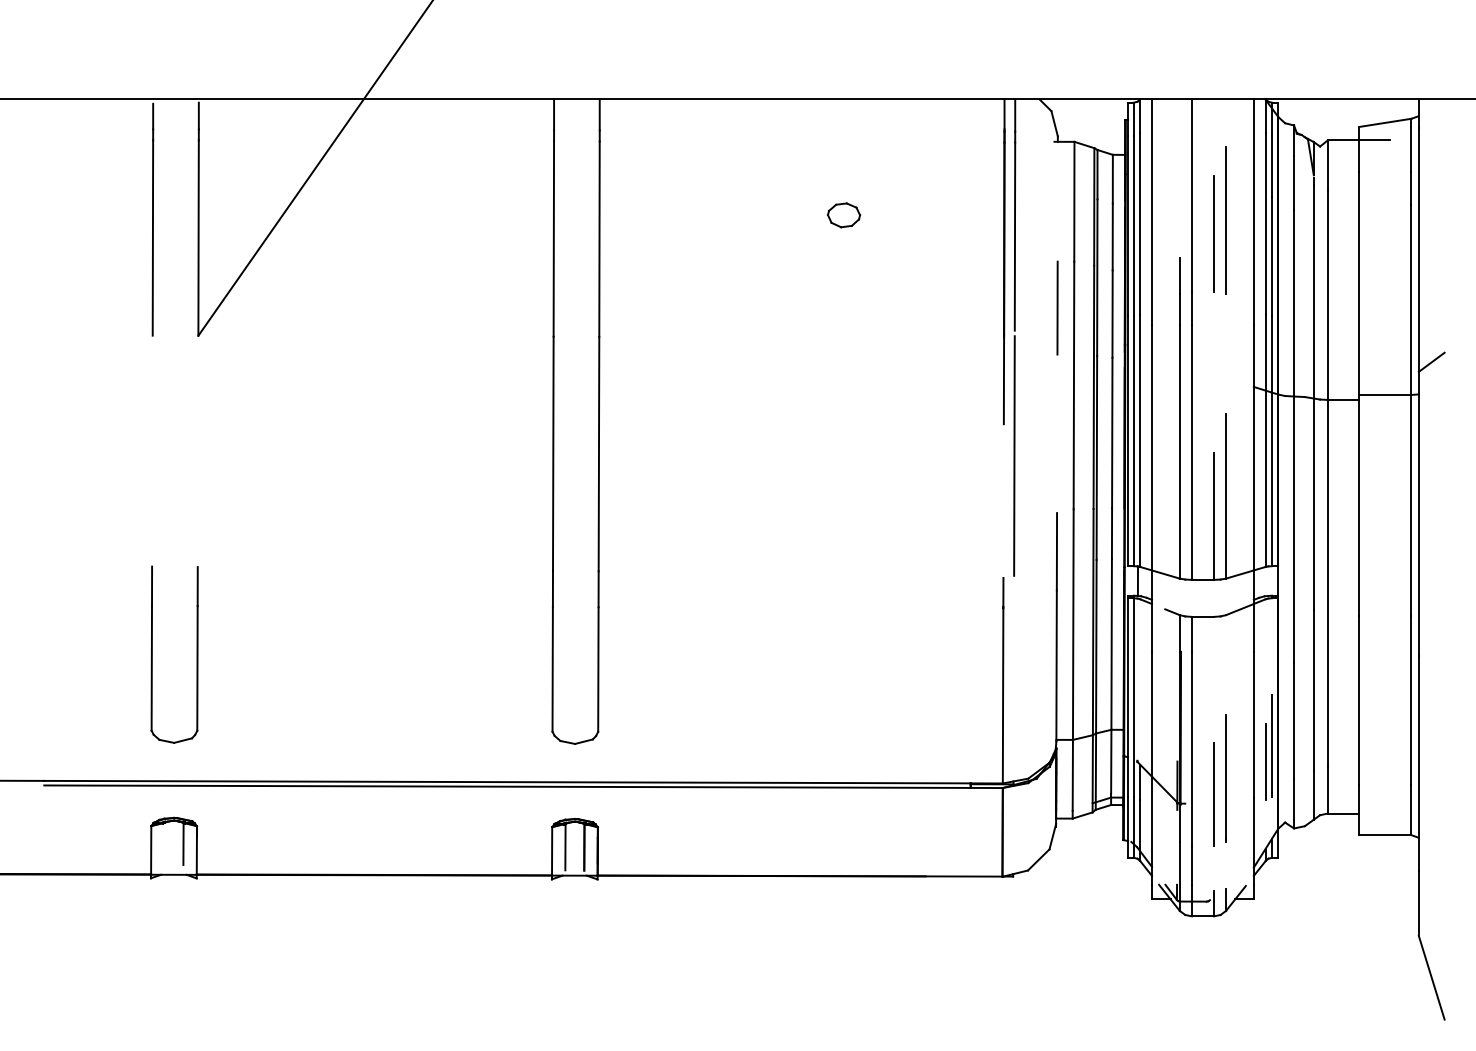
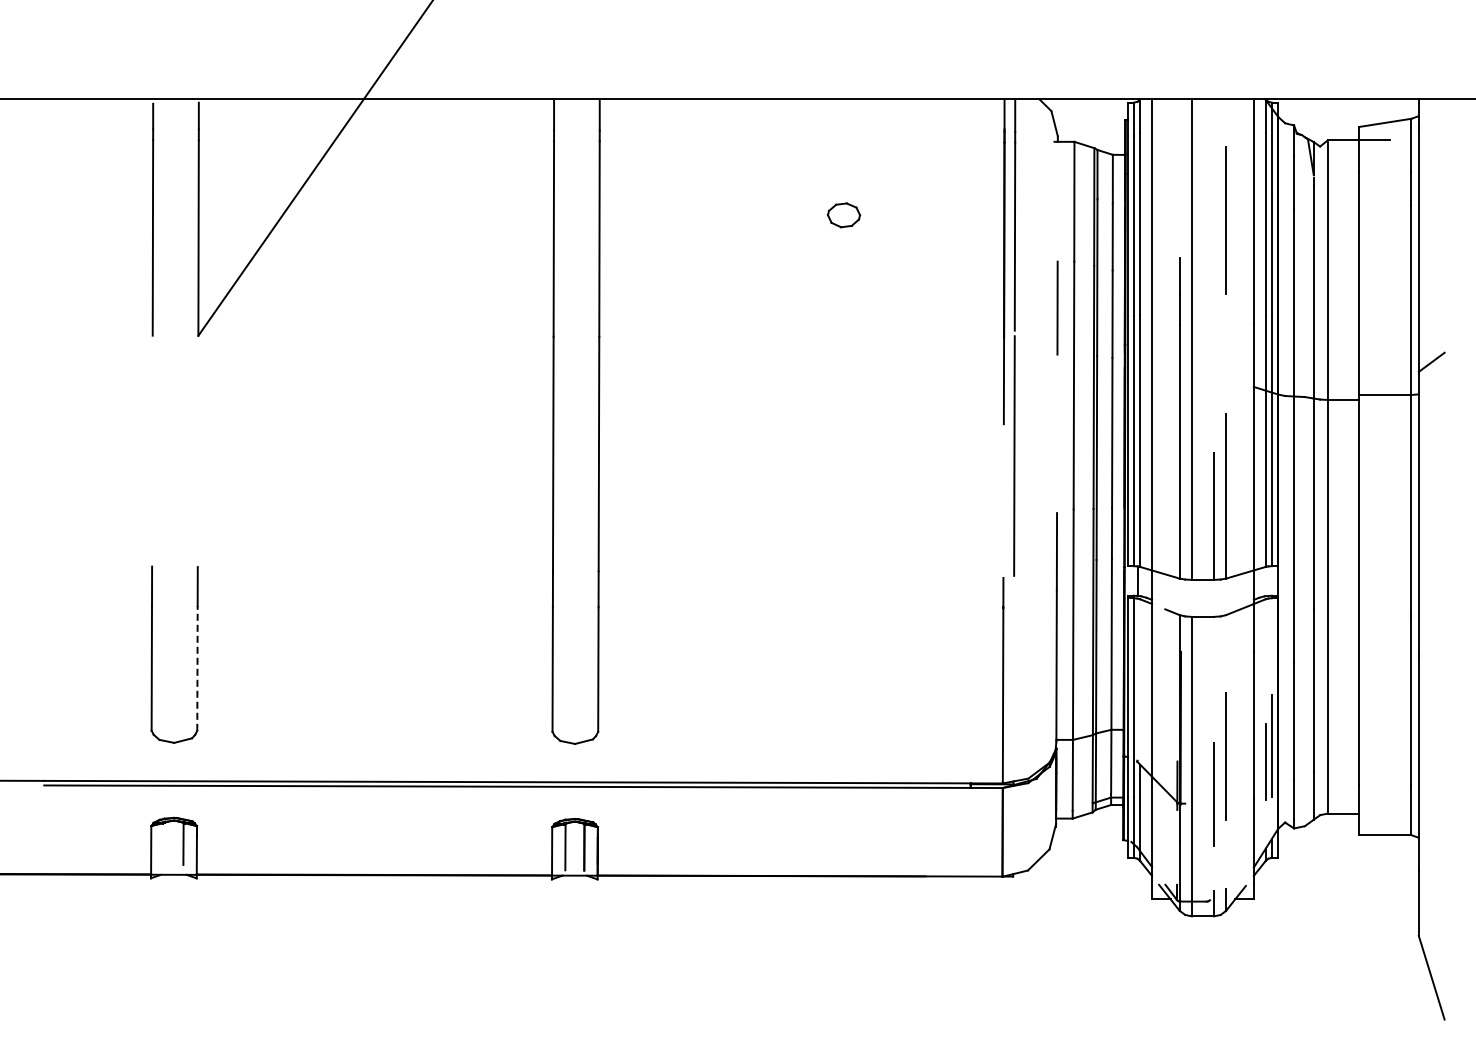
line: present -> none (1214, 233)
line: solid -> dashed (197, 668)
line position: (1225, 778) -> (1225, 756) (1225, 756)
